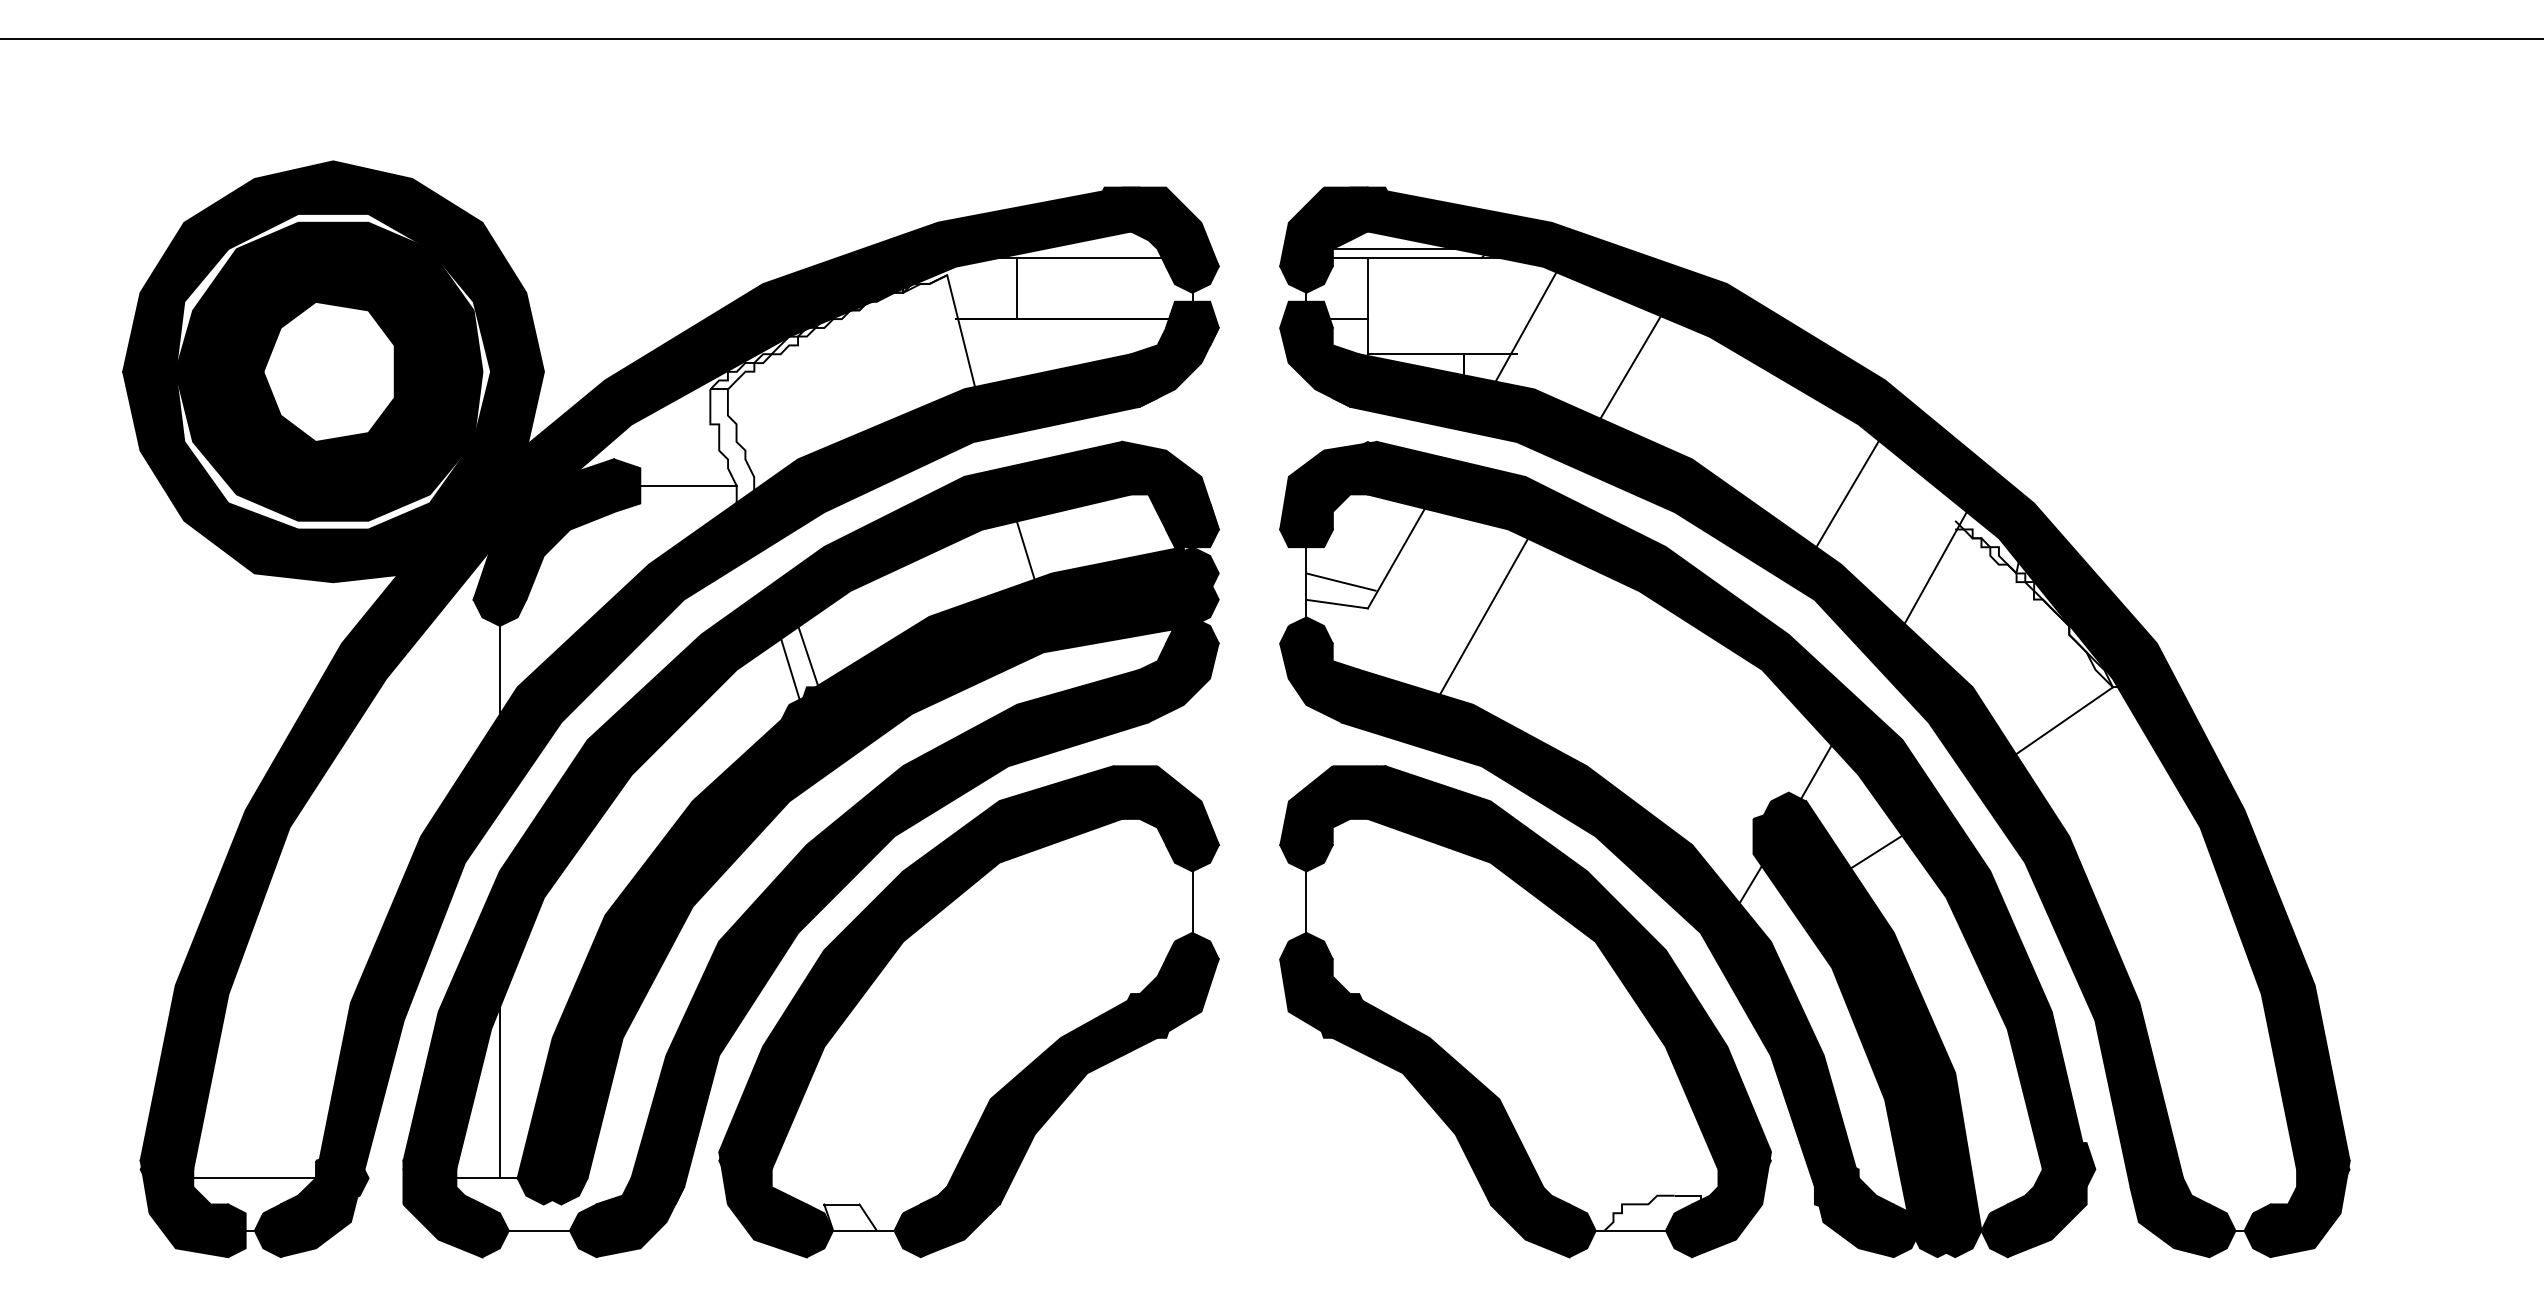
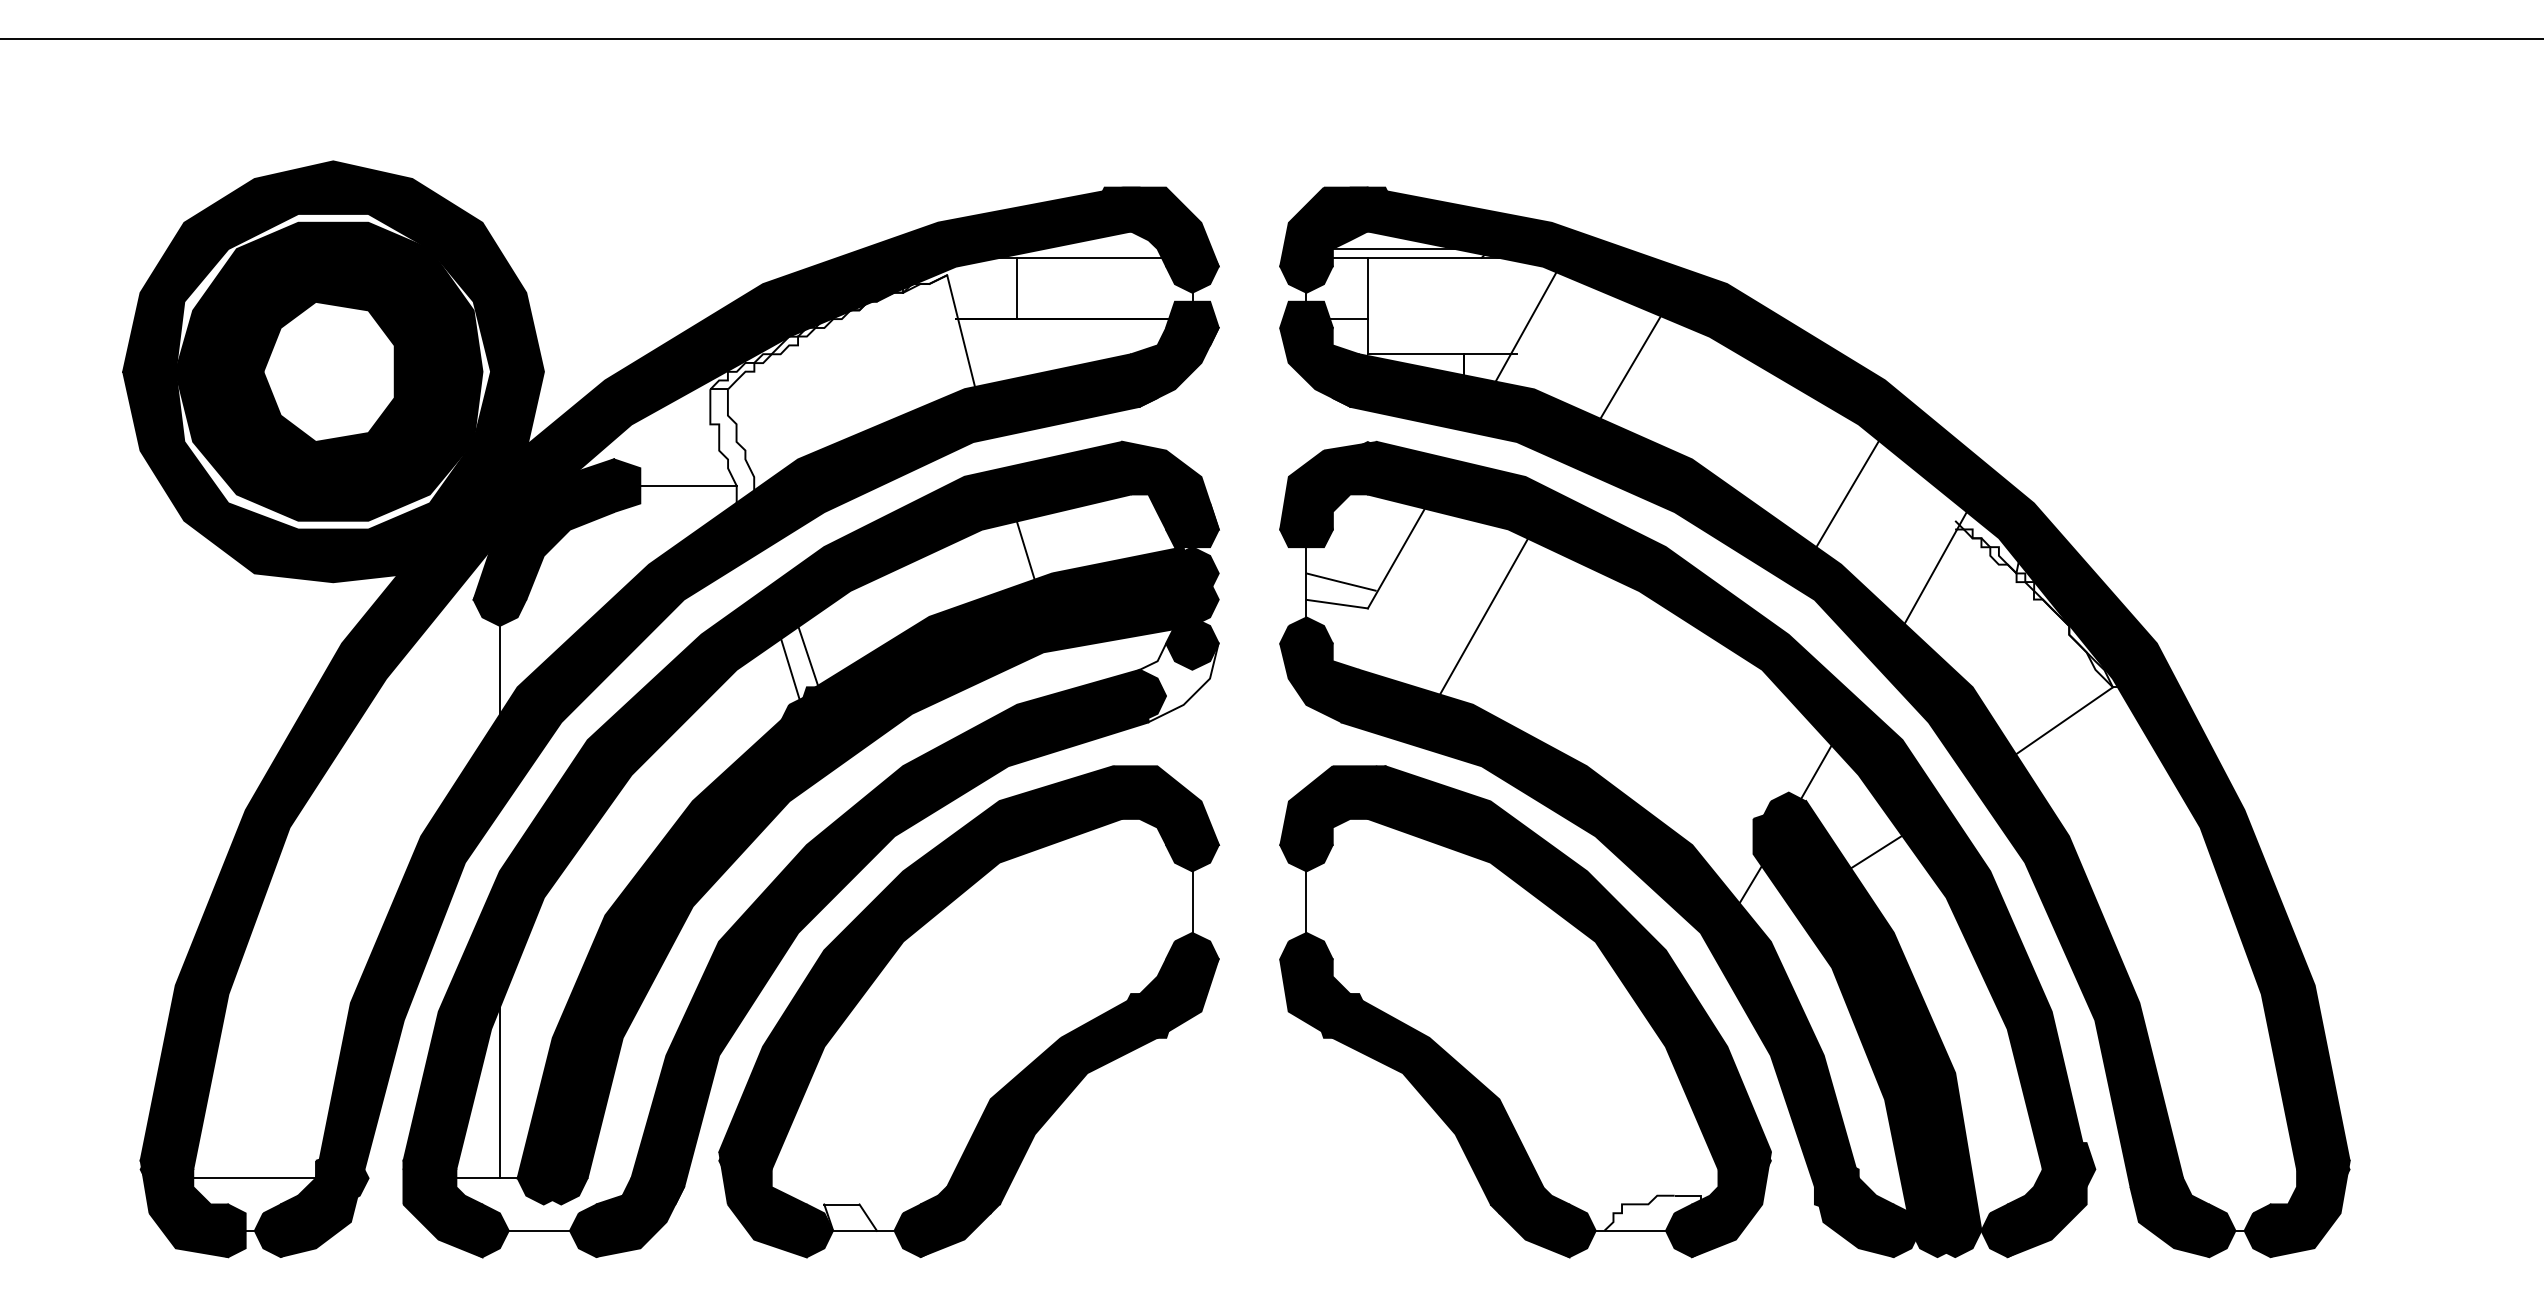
fill: present -> none (1178, 682)
